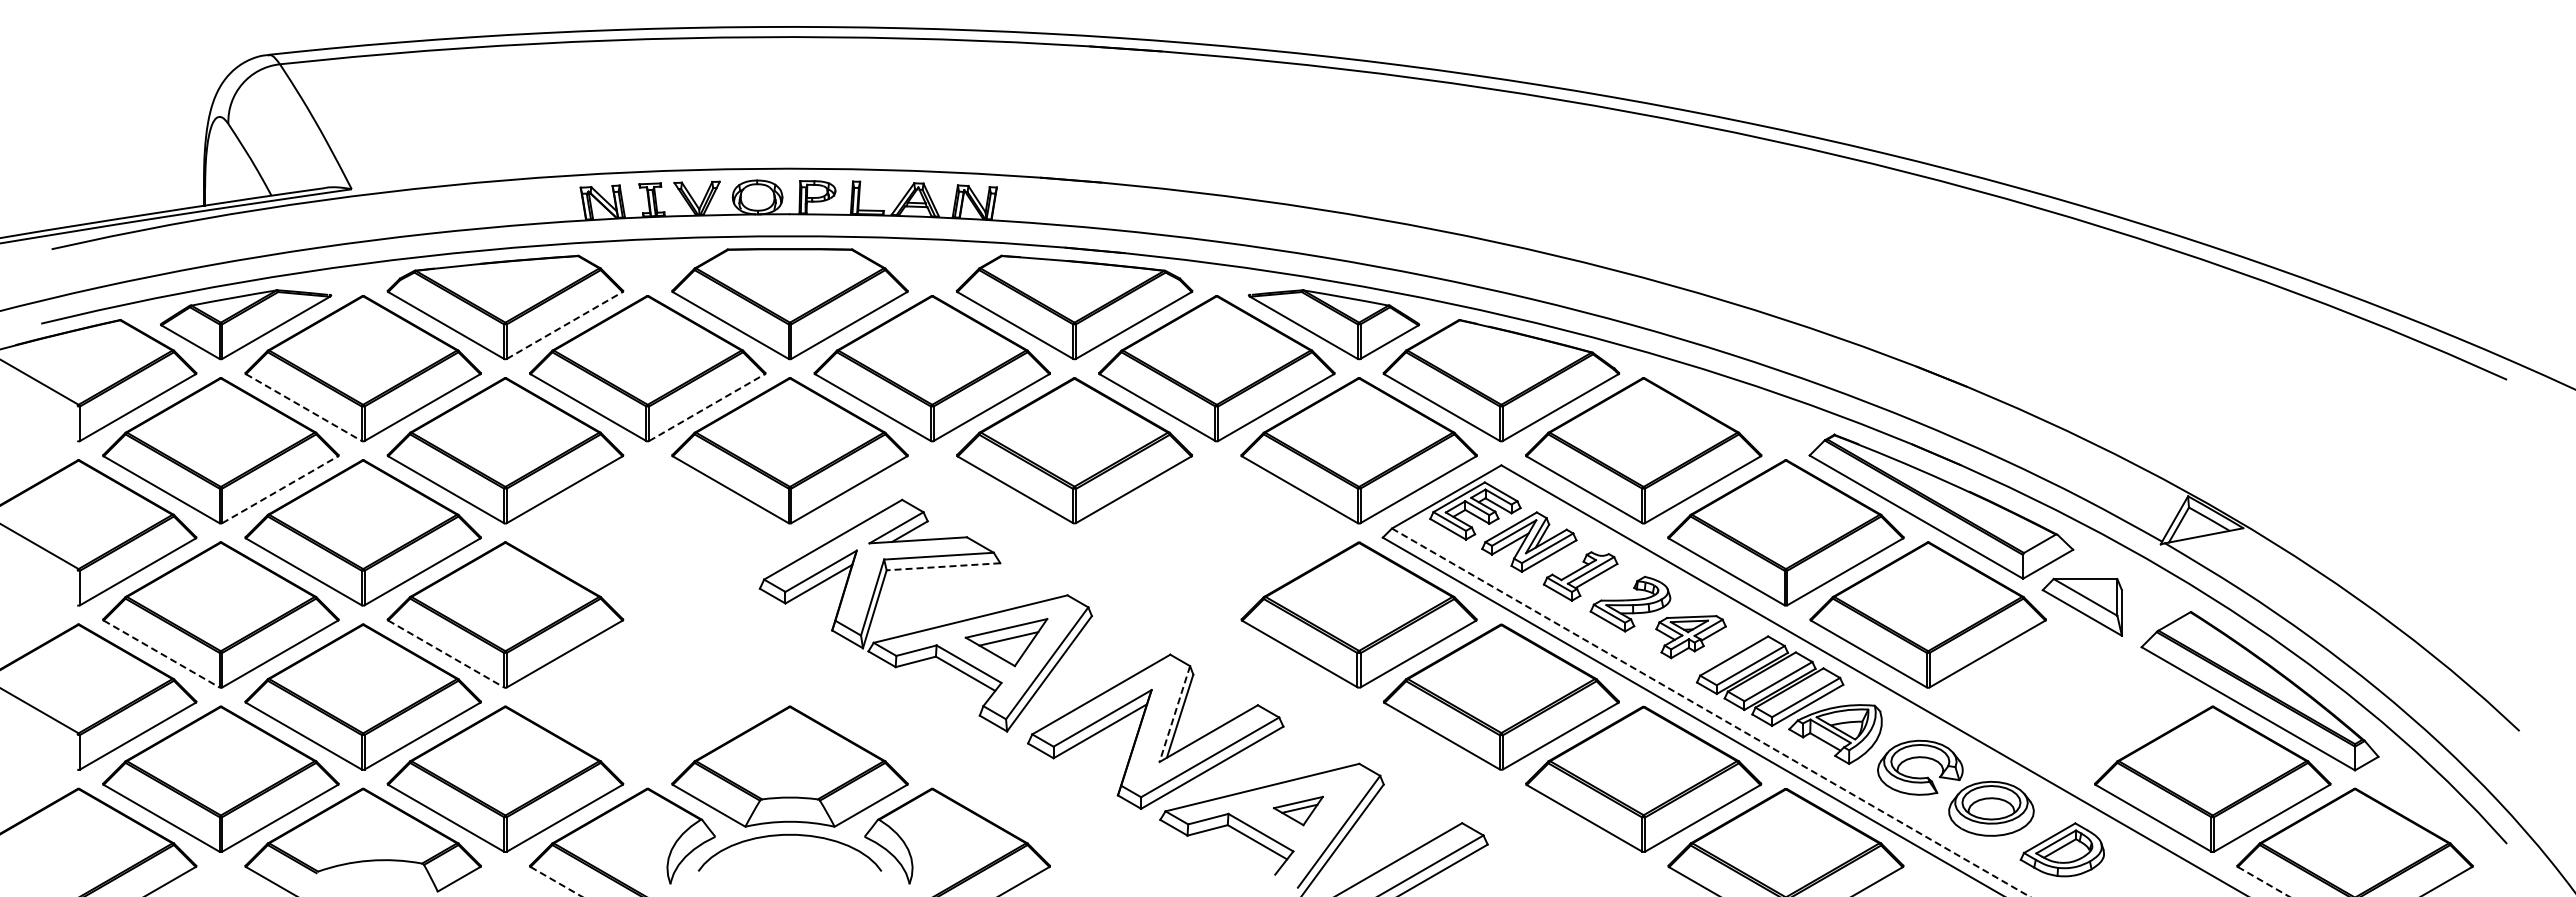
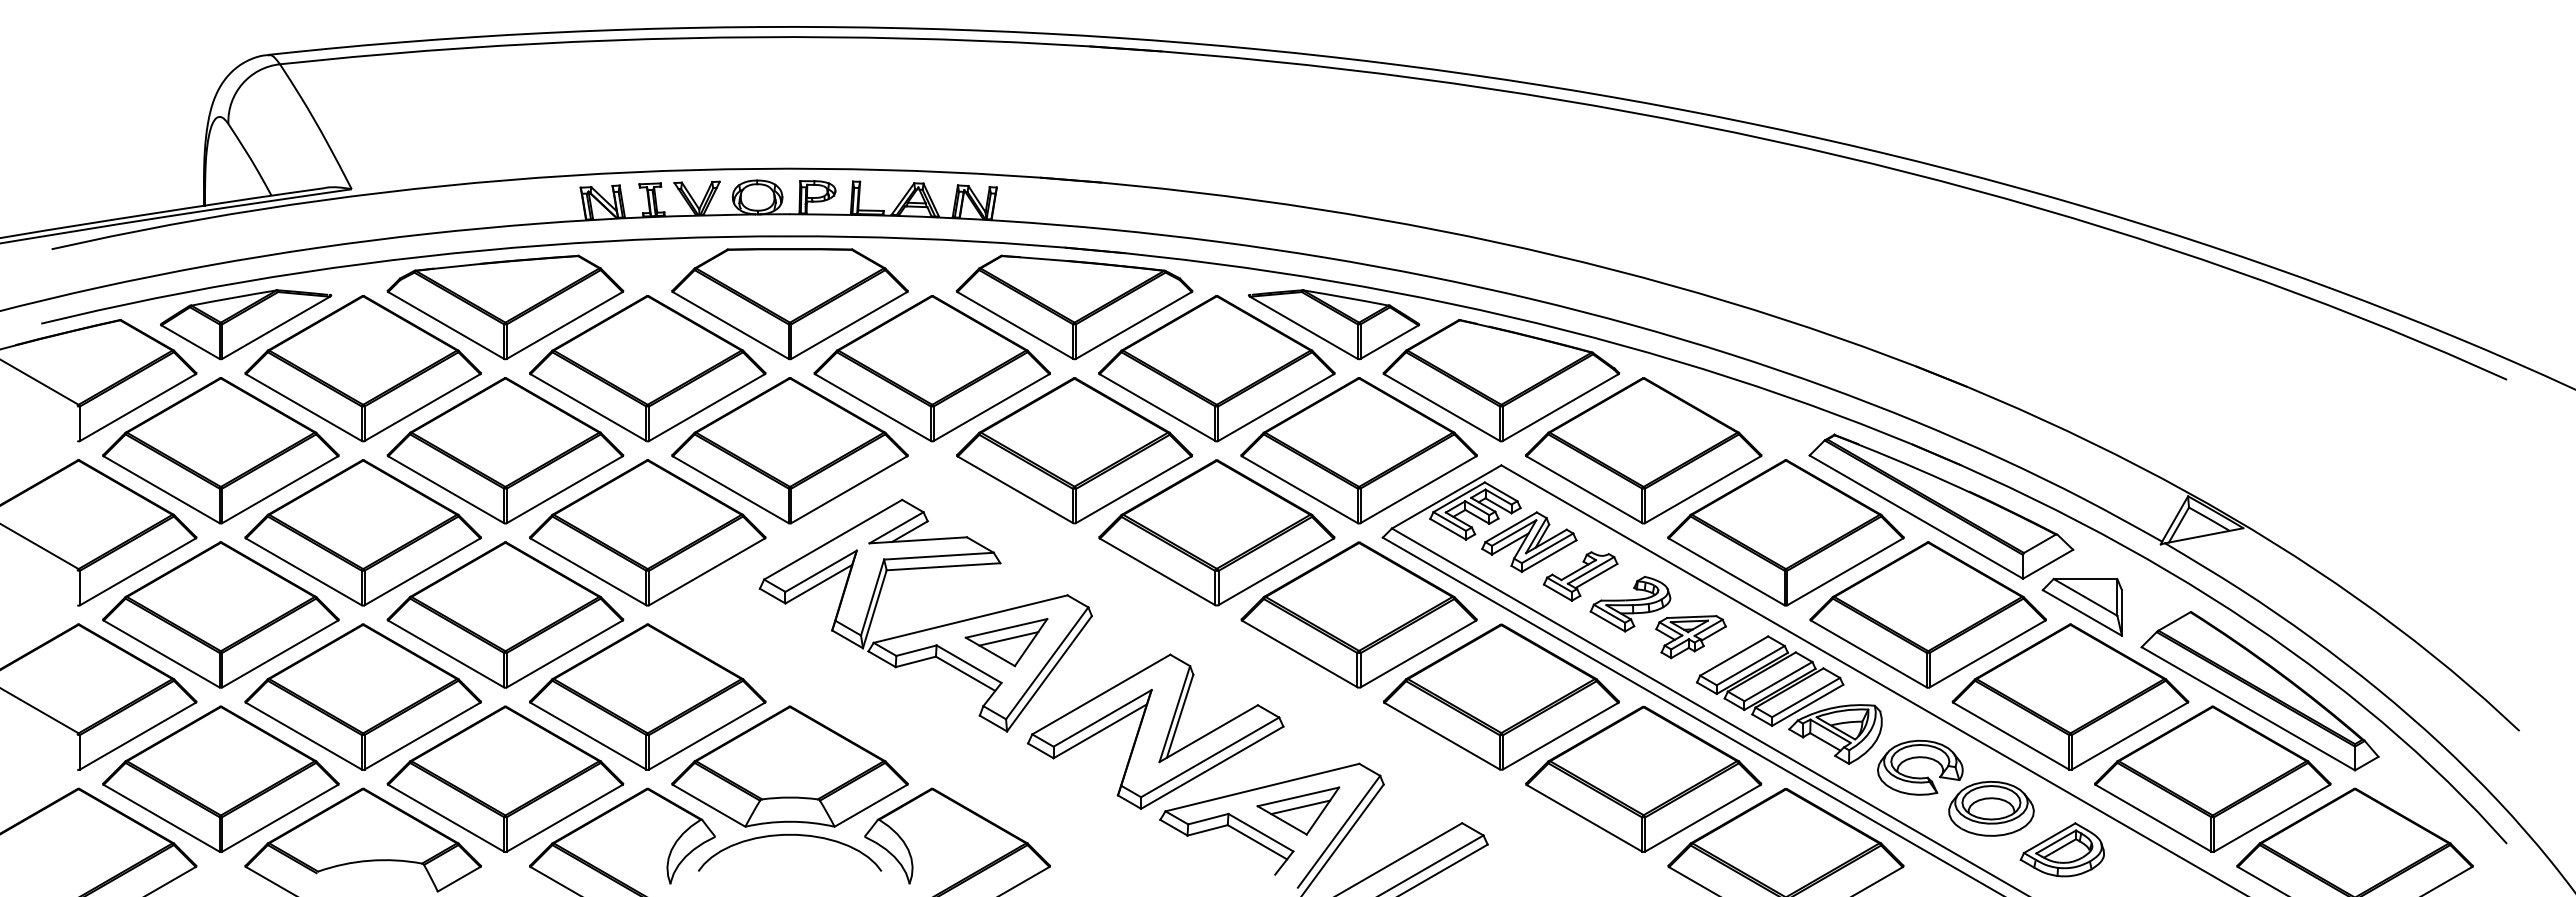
line: dashed -> solid (564, 325)
line: dashed -> solid (303, 407)
line: dashed -> solid (707, 407)
line: dashed -> solid (280, 489)
part: none -> present (647, 532)
part: none -> present (1216, 532)
line: dashed -> solid (943, 566)
line: dashed -> solid (161, 654)
line: dashed -> solid (446, 654)
part: none -> present (647, 696)
part: none -> present (2070, 696)
line: dashed -> solid (1711, 712)
line: dashed -> solid (1174, 714)
part size: 51x32 px -> 85x50 px (1298, 810)
line: dashed -> solid (556, 881)
line: dashed -> solid (2263, 881)
